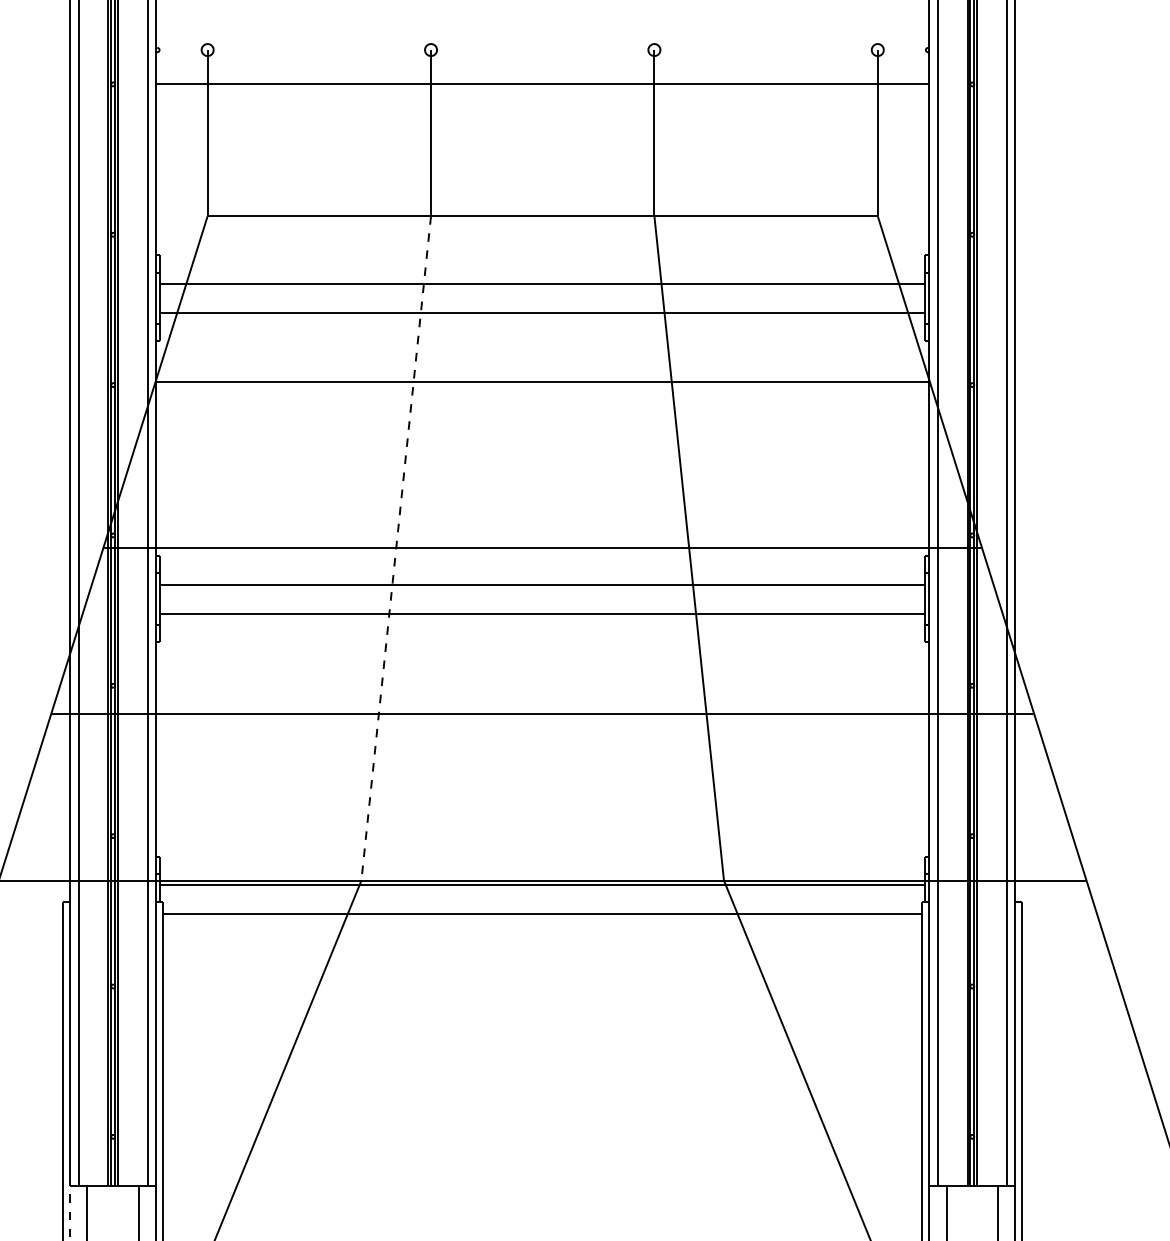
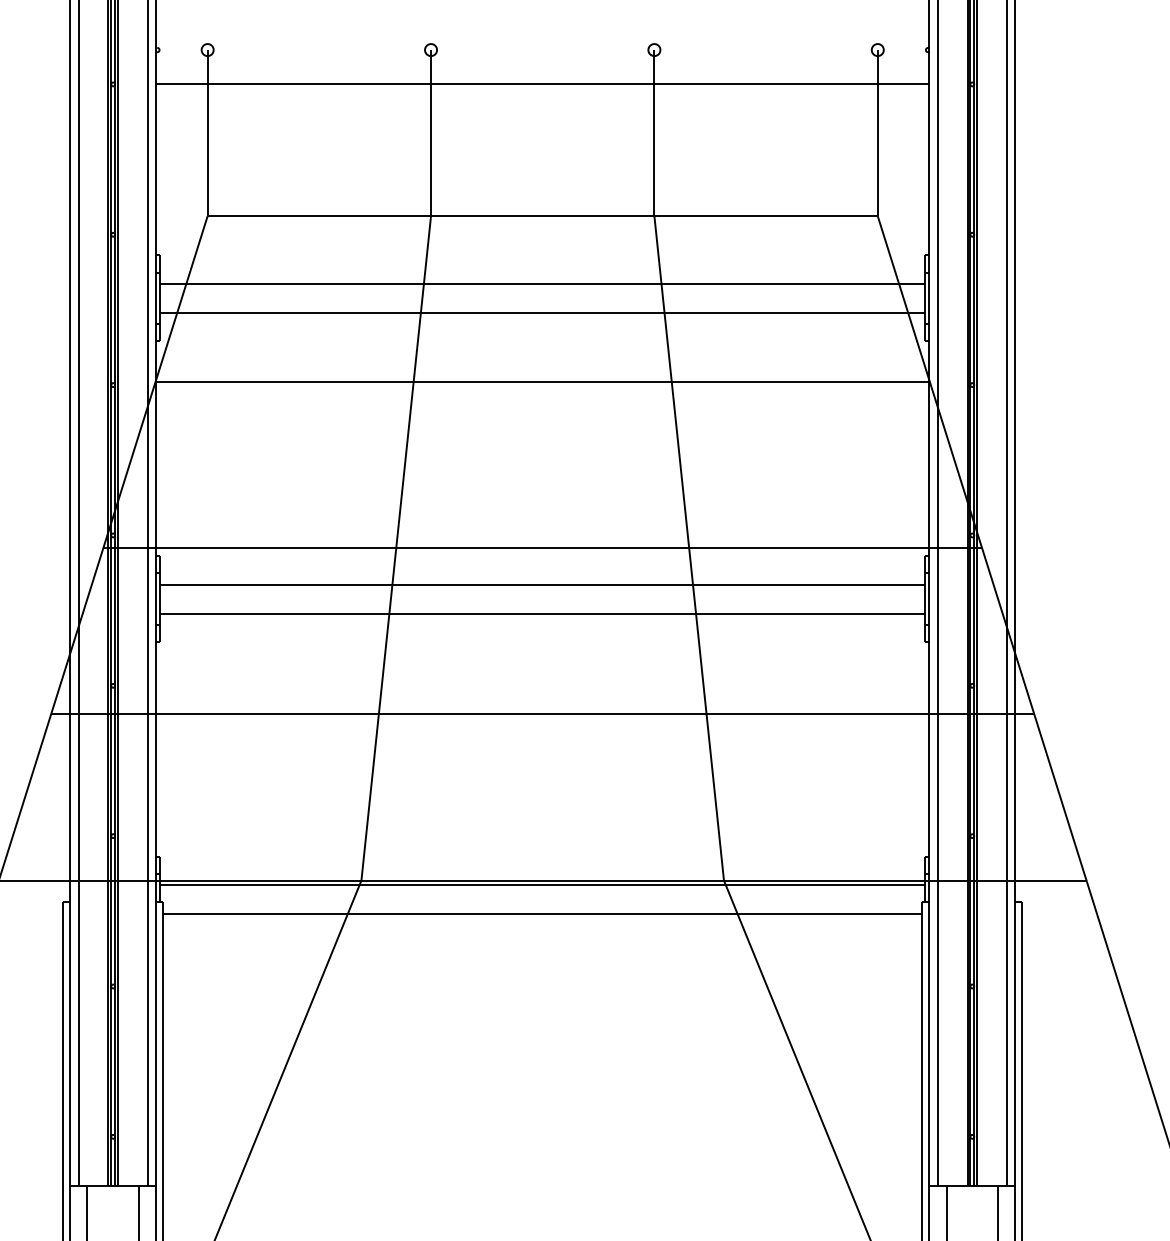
line: dashed -> solid (396, 548)
line: dashed -> solid (70, 1212)
